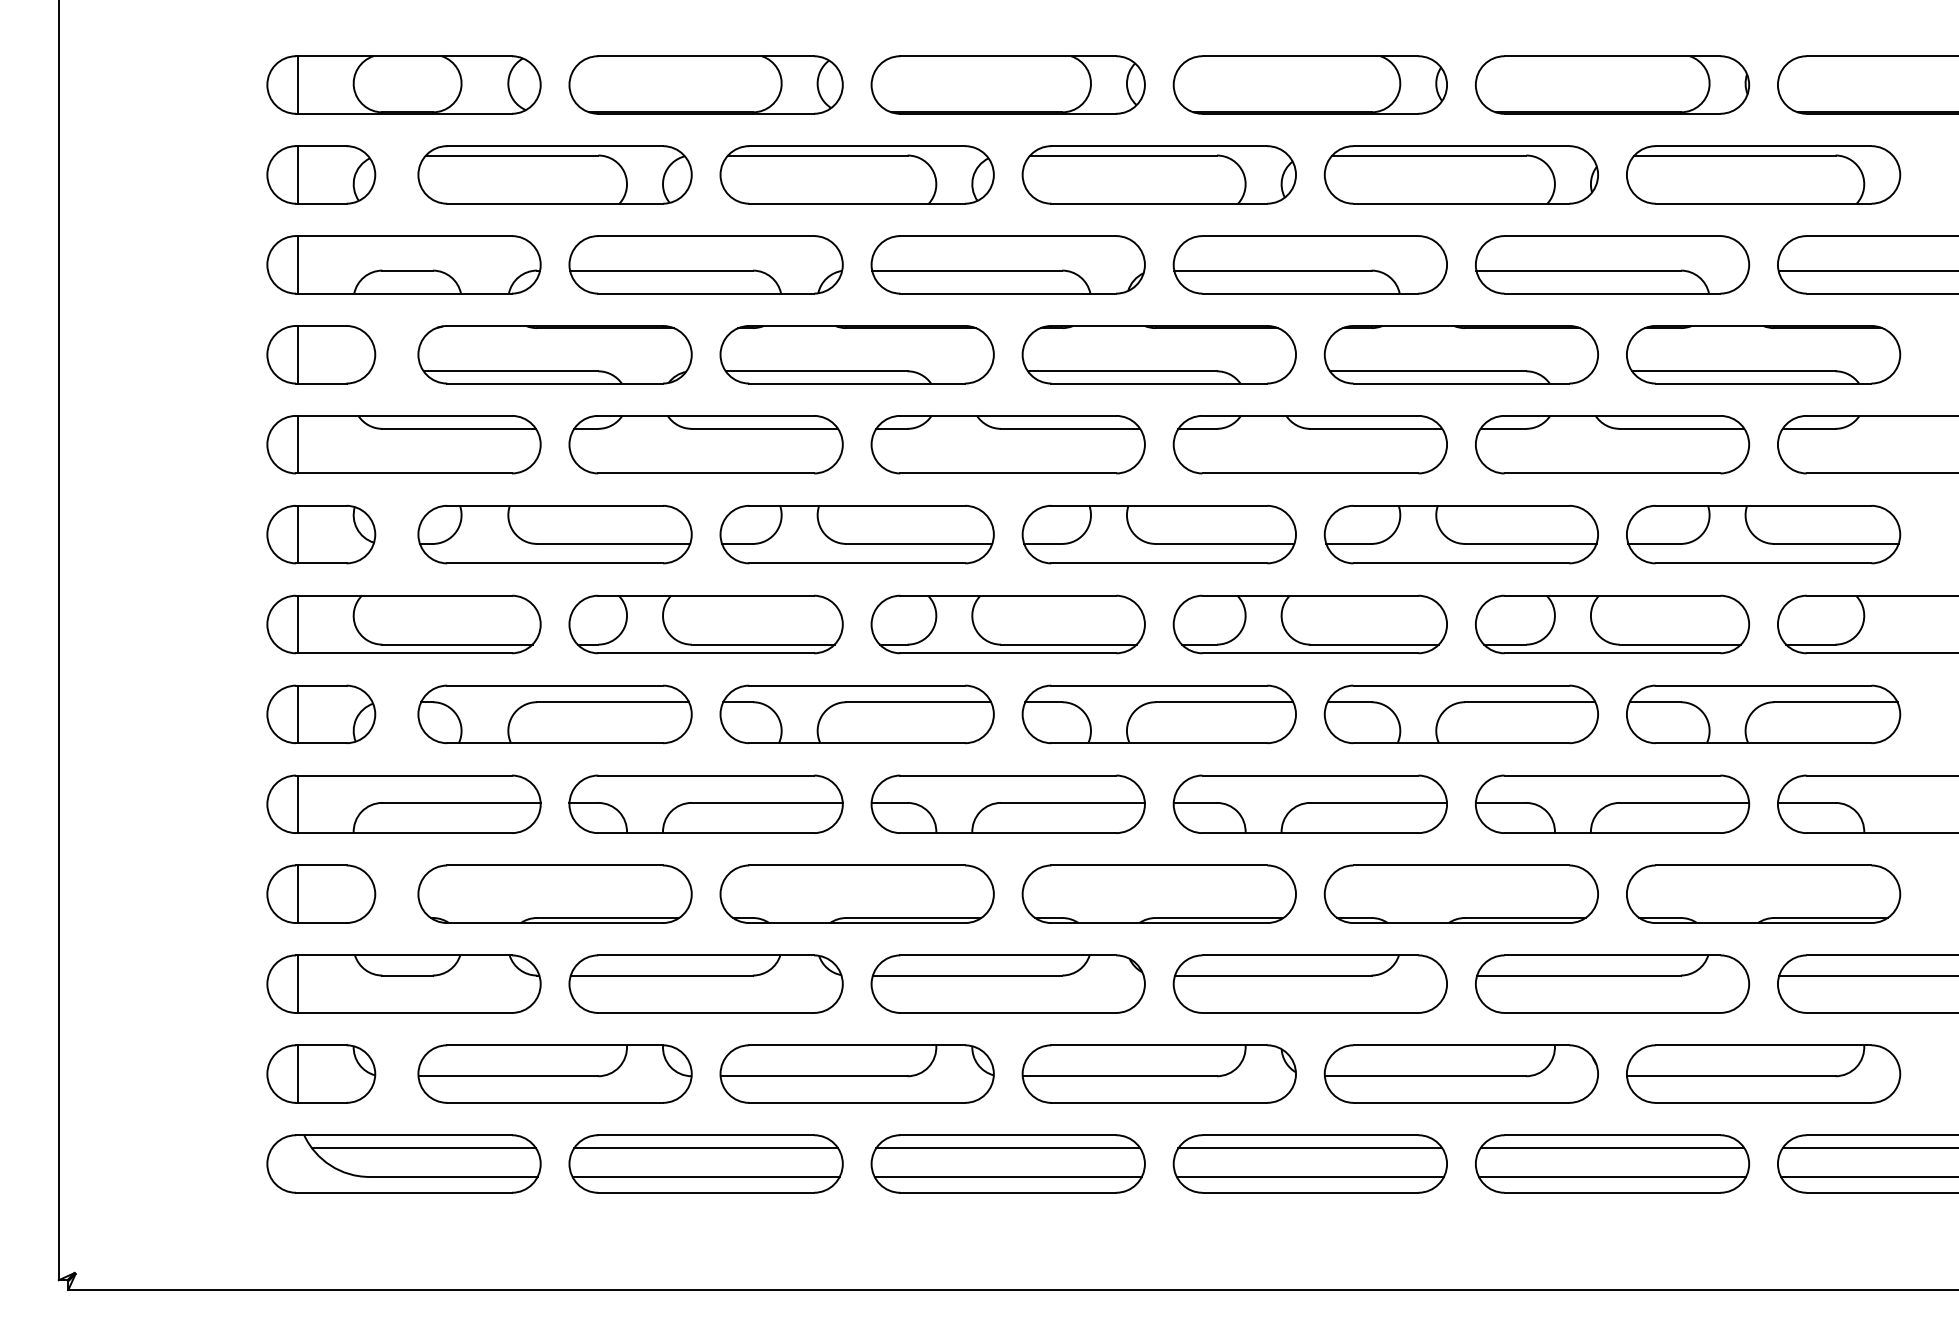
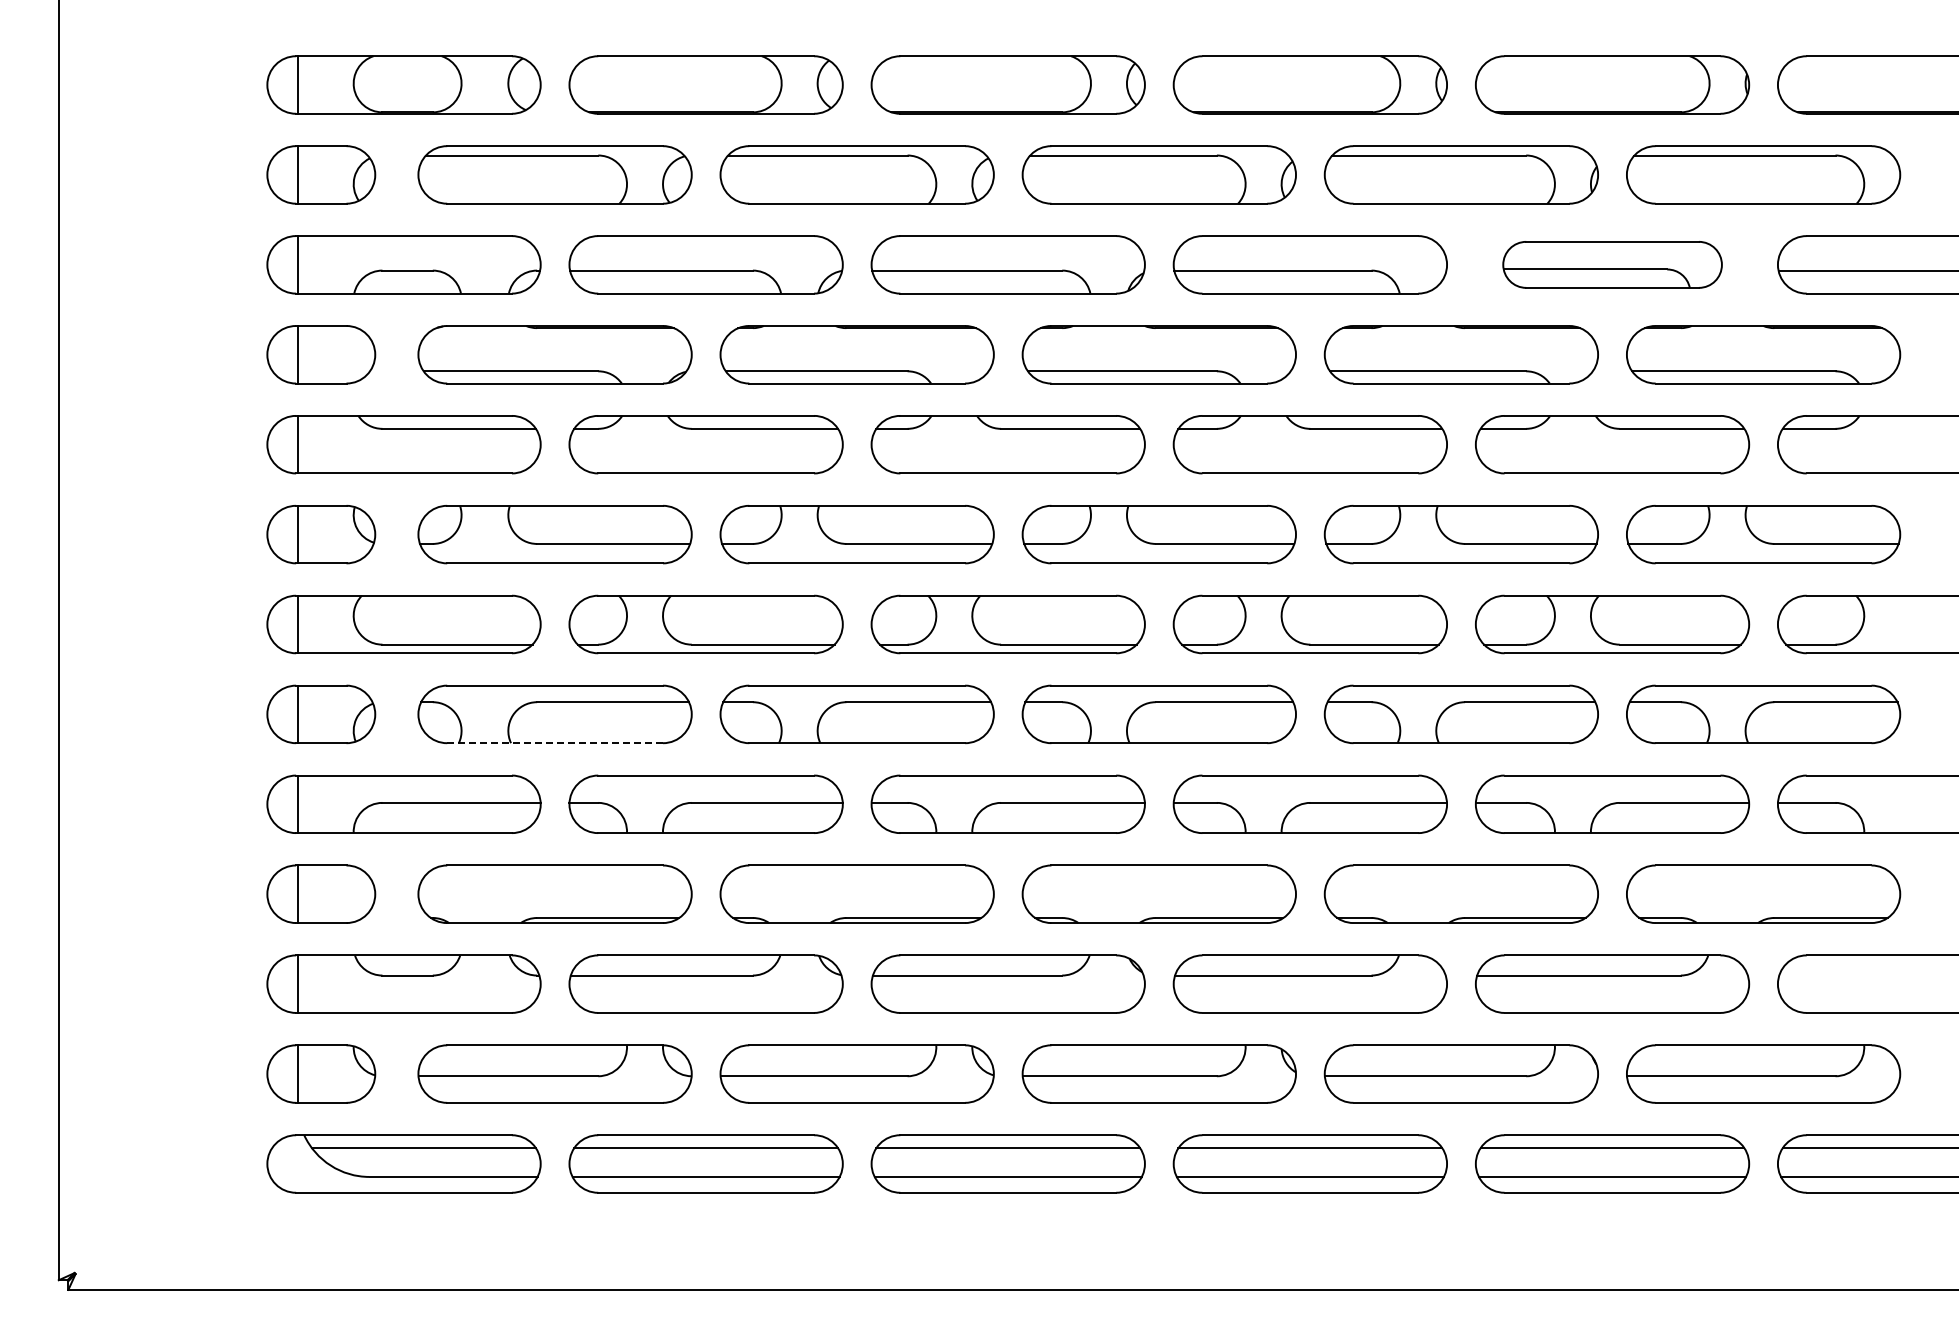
part size: 276x60 px -> 221x48 px (1612, 264)
line: solid -> dashed (555, 743)
line: present -> none (1867, 975)
